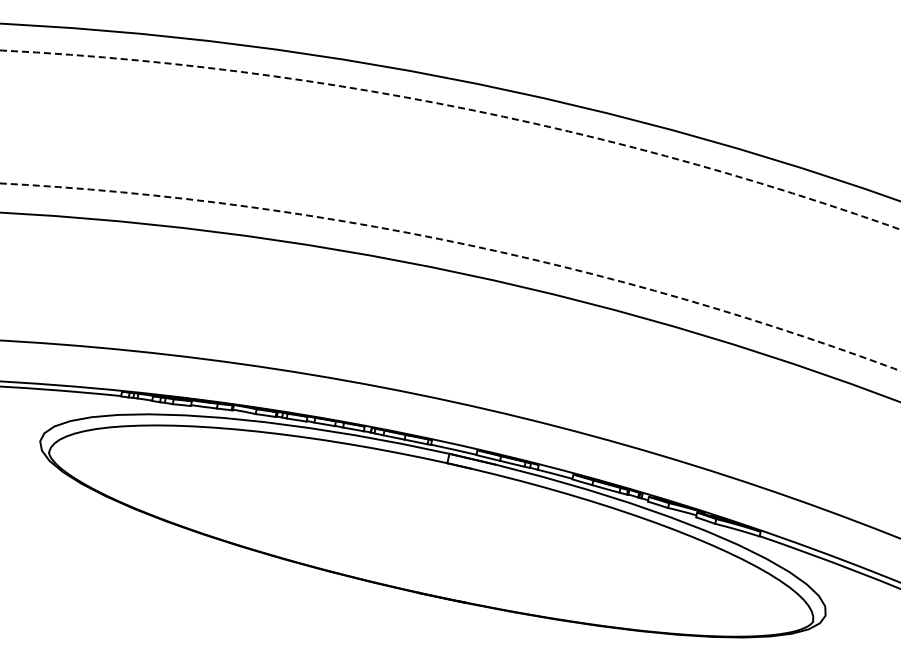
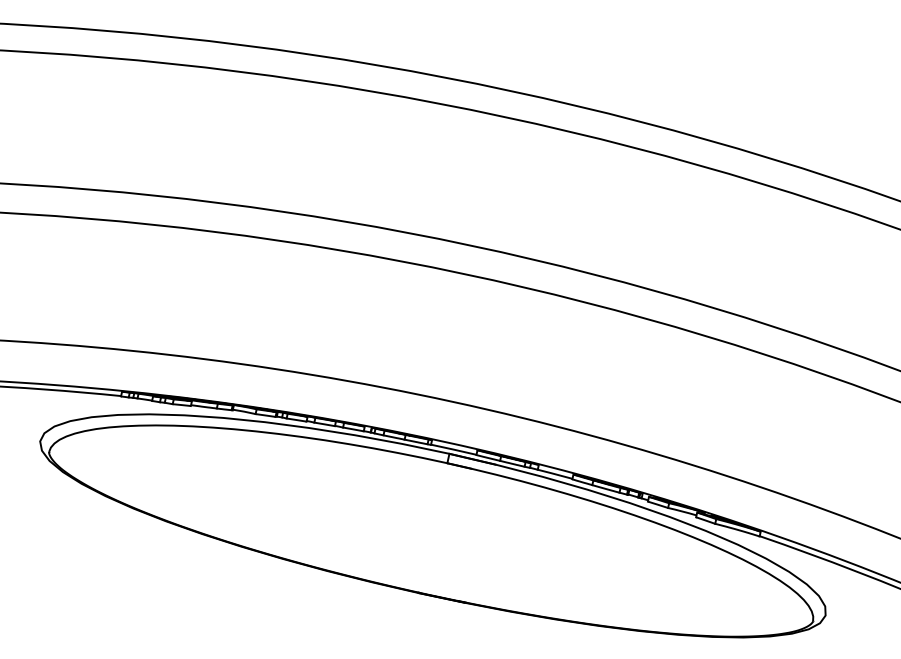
arc: dashed -> solid (459, 107)
arc: dashed -> solid (457, 242)
